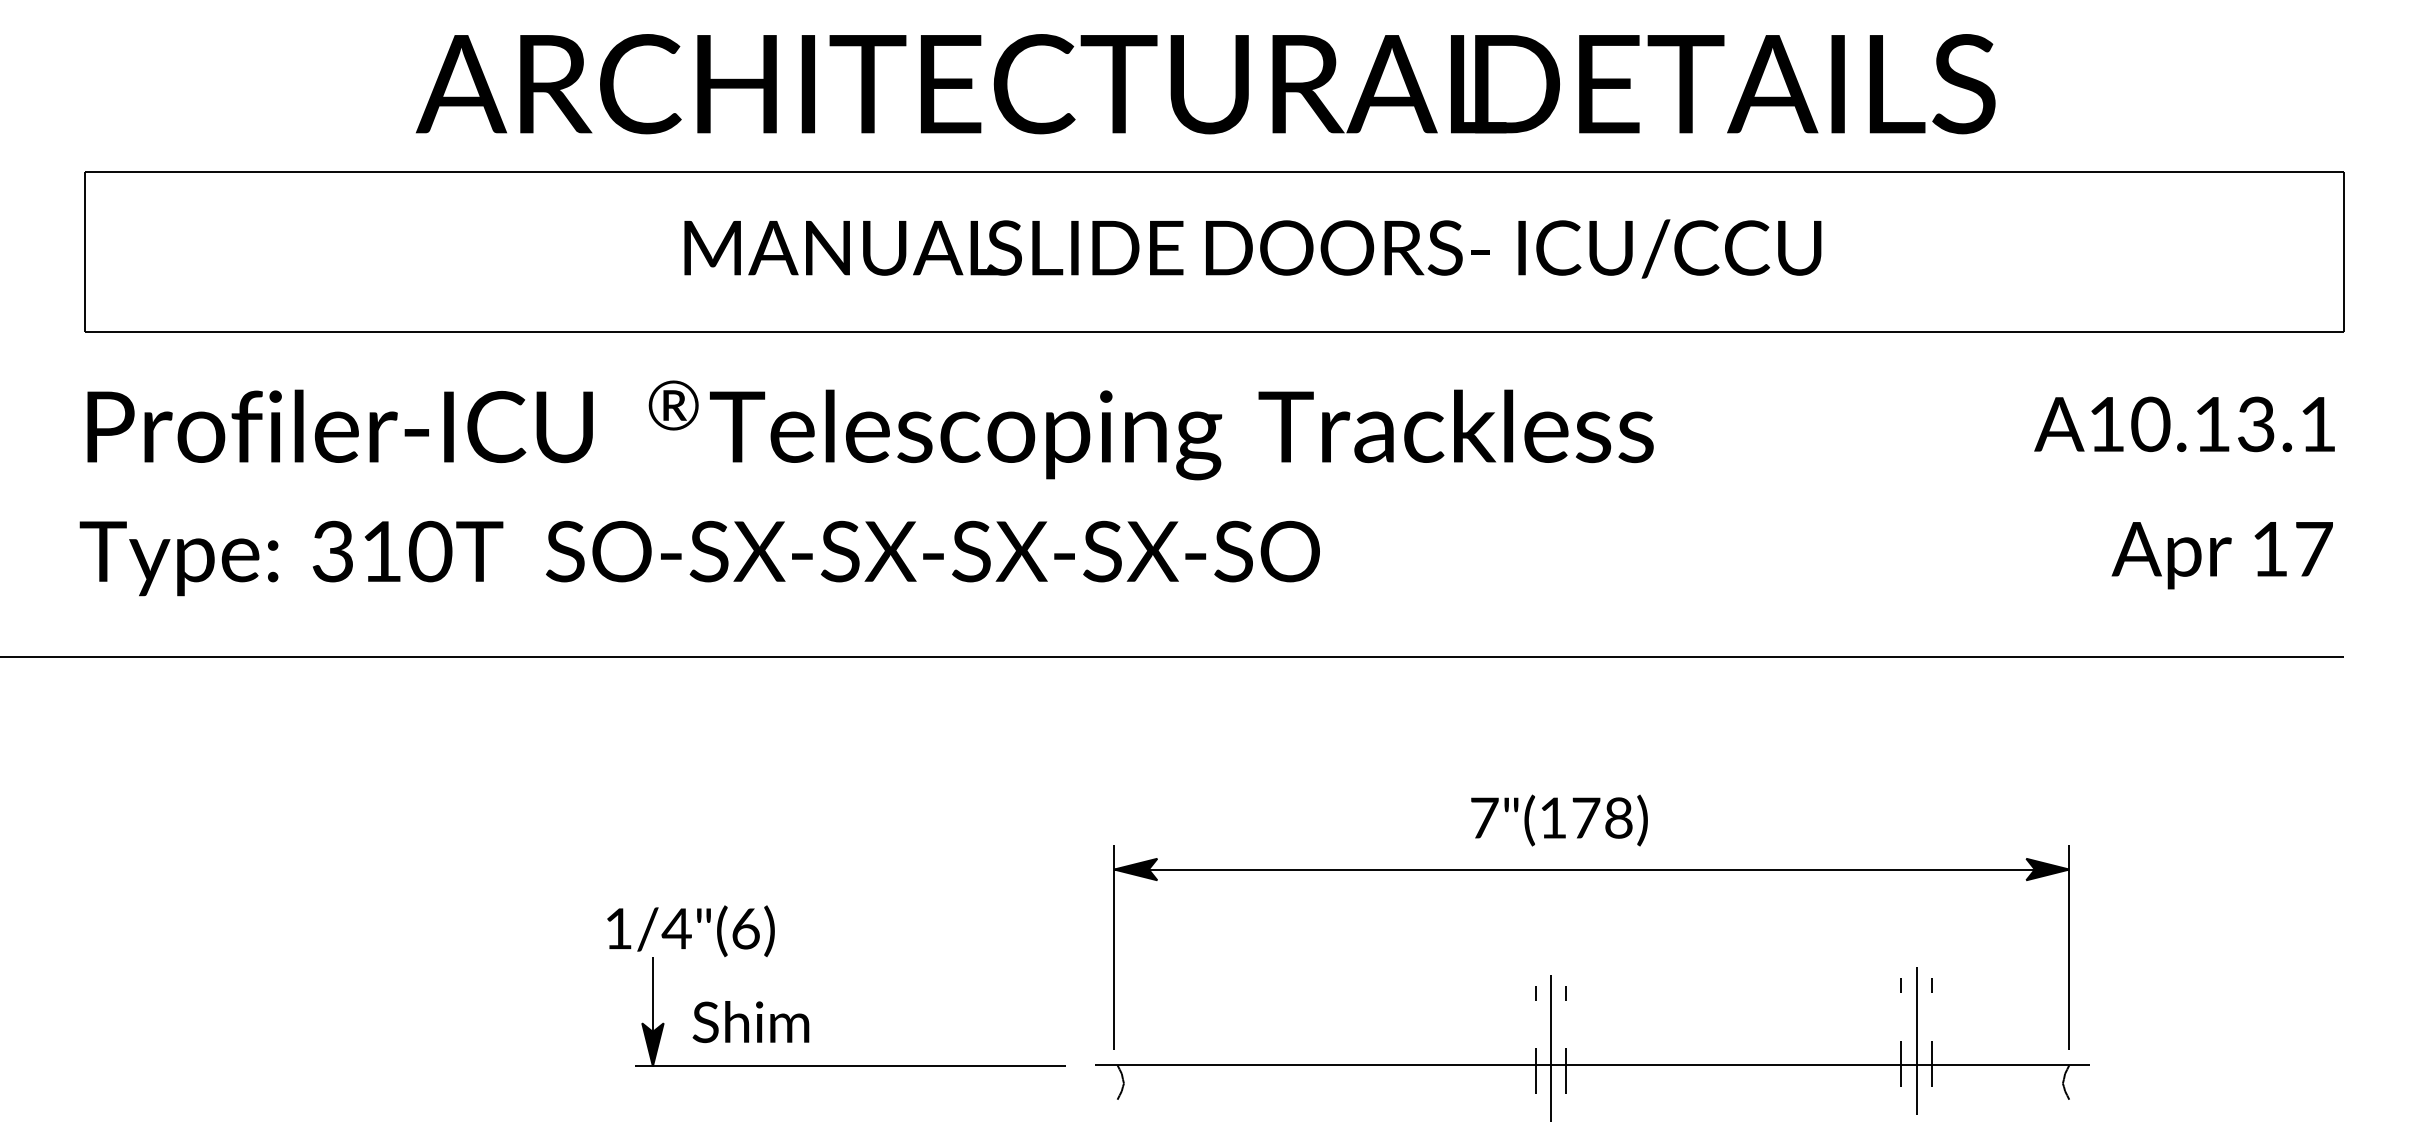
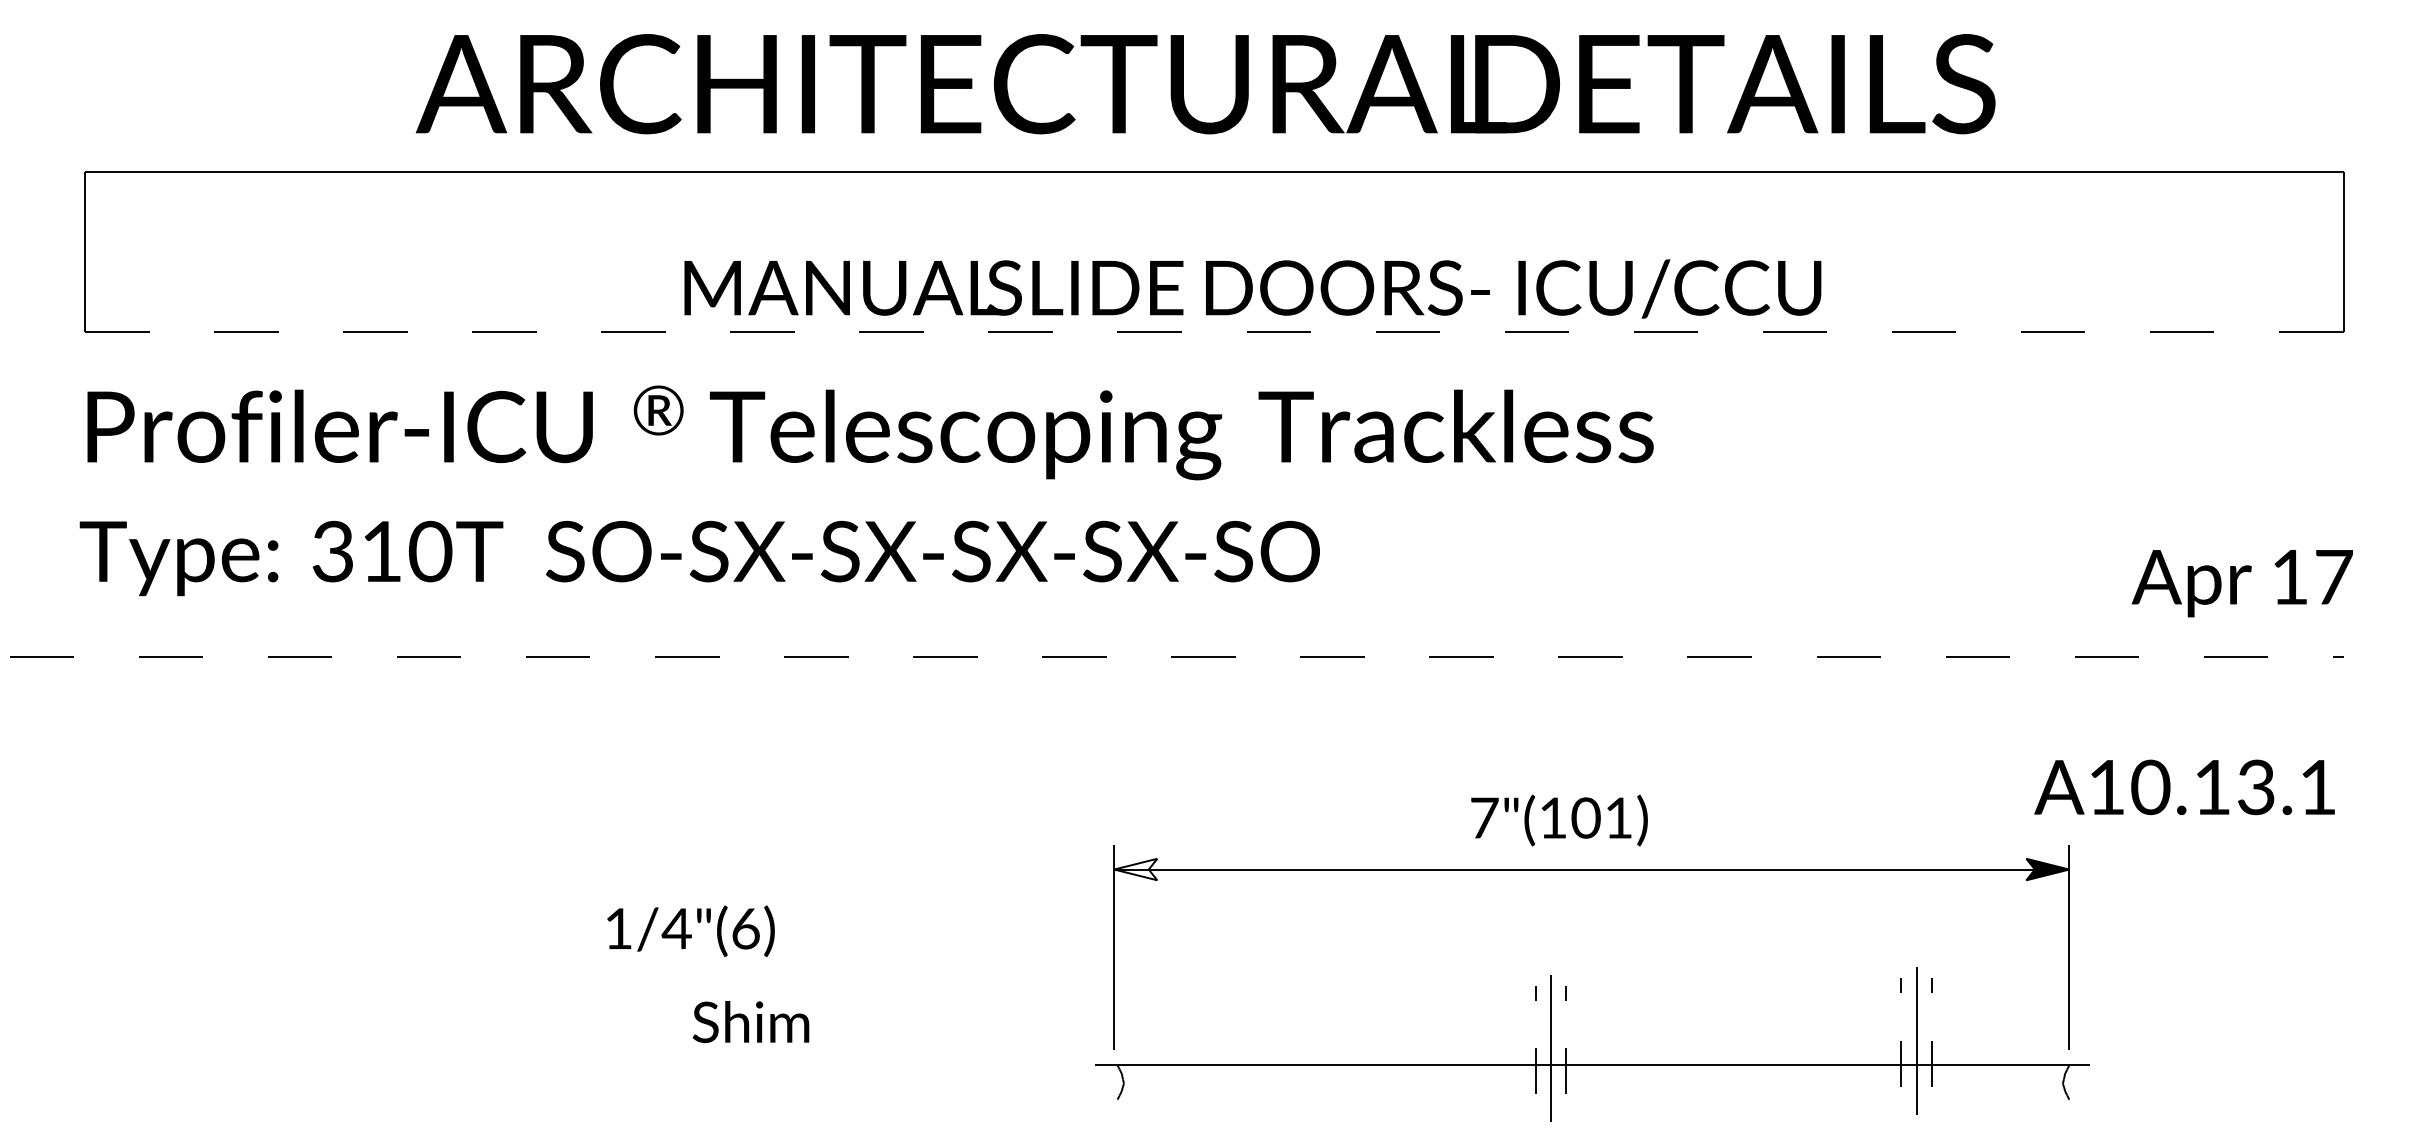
text position: (1252, 248) -> (1252, 288) (1252, 288)
line: solid -> dashed (1213, 332)
text position: (673, 405) -> (658, 410) (658, 410)
text position: (2184, 424) -> (2184, 787) (2184, 787)
text position: (2221, 555) -> (2241, 583) (2241, 583)
line: solid -> dashed (1172, 657)
text: 7"(178) -> 7"(101) (1601, 817)
fill: present -> none (1135, 869)
part: present -> none (850, 1065)
